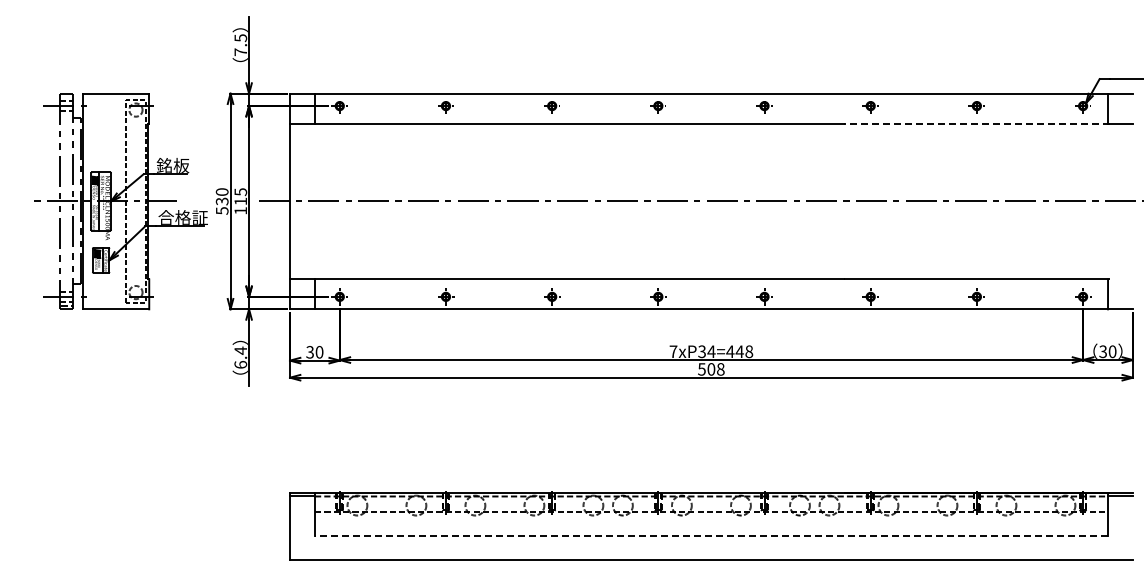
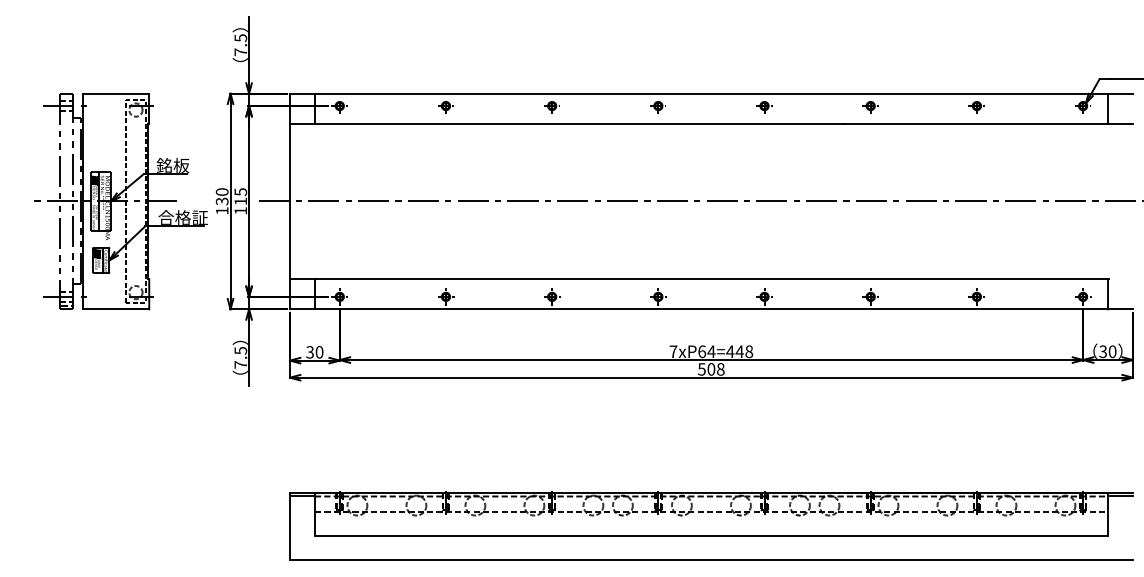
line: dashed -> solid (976, 123)
text: 530 -> 130 (222, 210)
text: 7xP34=448 -> 7xP64=448 (702, 351)
text: 6.4 -> 7.5 (240, 357)
line: dashed -> solid (711, 536)
